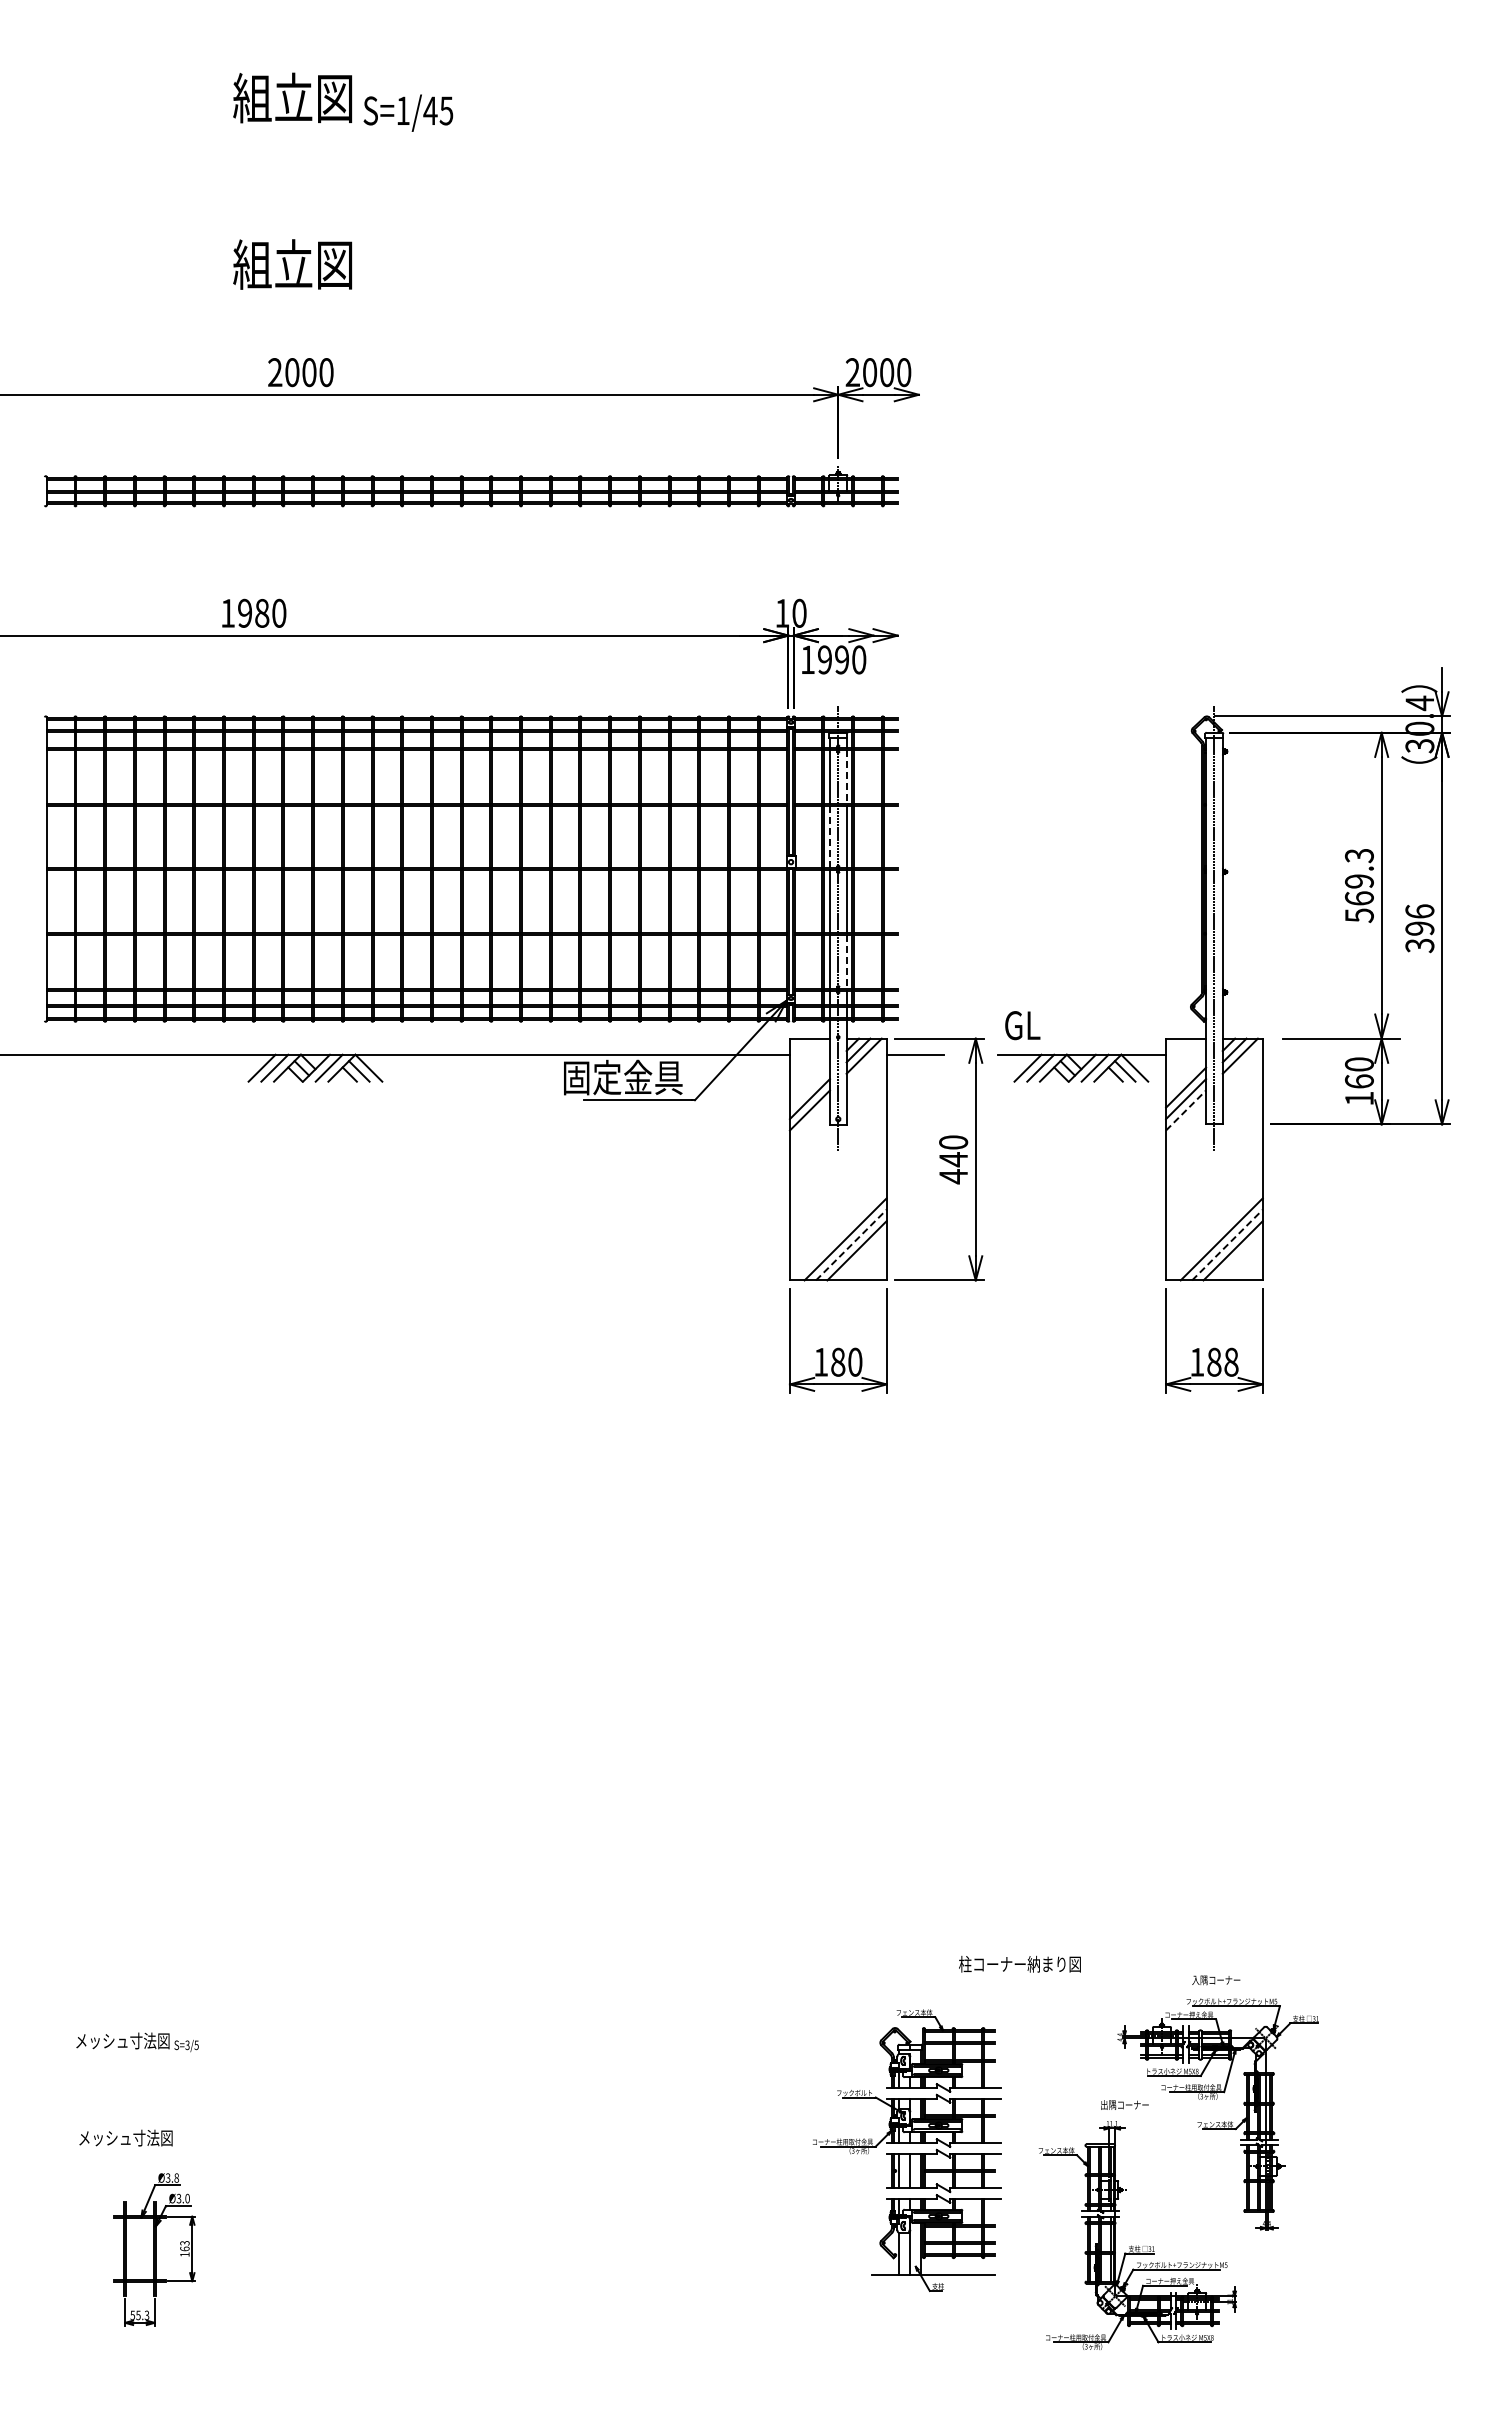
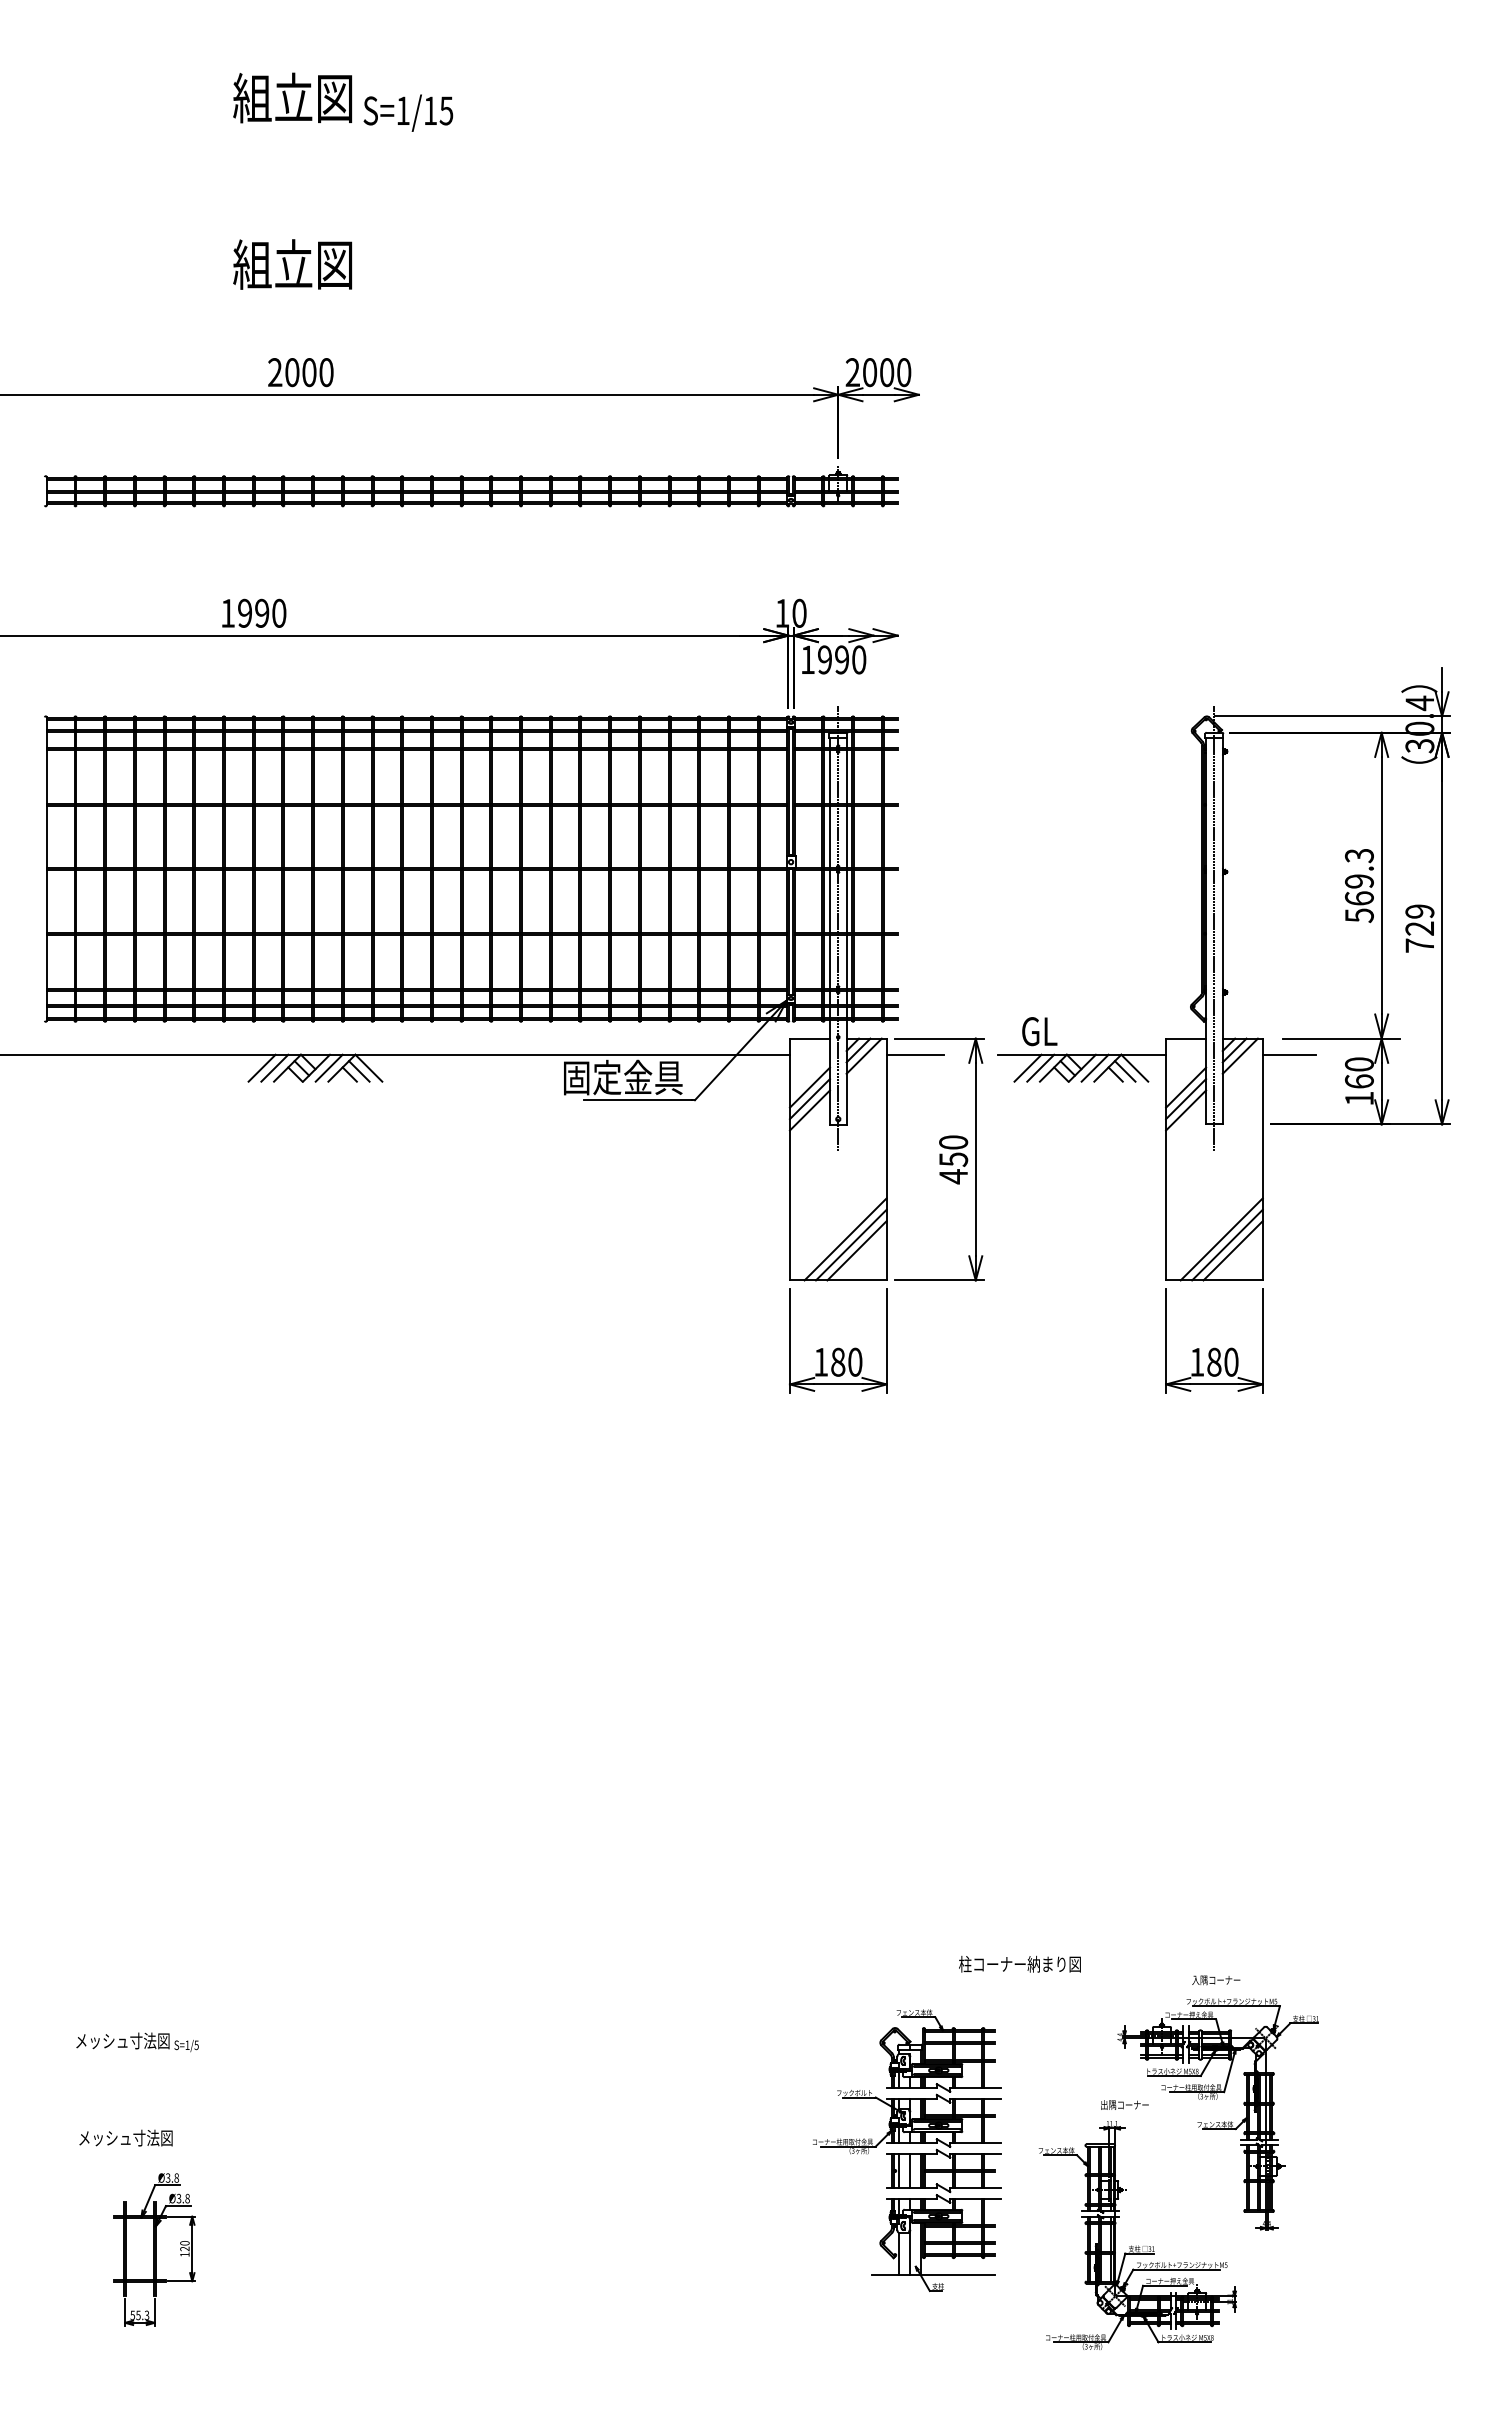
text: S=1/45 -> S=1/15 (430, 110)
text: 1980 -> 1990 (262, 612)
line: dashed -> solid (846, 776)
line: dashed -> solid (829, 837)
text: 396 -> 729 (1419, 928)
line: dashed -> solid (846, 961)
text position: (1022, 1025) -> (1039, 1031) (1039, 1031)
line: none -> present (1289, 1054)
line: none -> present (809, 1087)
line: dashed -> solid (1186, 1110)
text: 440 -> 450 (953, 1159)
line: dashed -> solid (851, 1245)
line: dashed -> solid (1227, 1245)
text: 188 -> 180 (1231, 1362)
text: S=3/5 -> S=1/5 (187, 2045)
text: Ø3.0 -> Ø3.8 (187, 2199)
text: 163 -> 120 (184, 2246)
